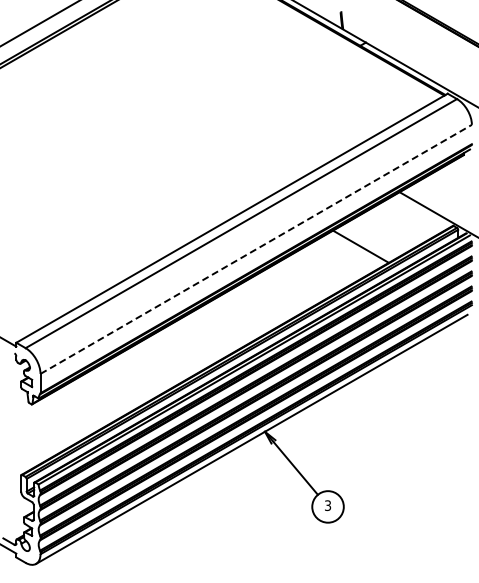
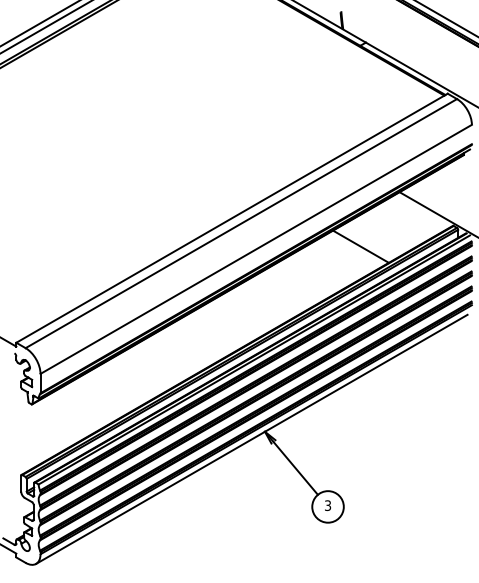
line: none -> present (446, 18)
line: none -> present (45, 27)
line: dashed -> solid (256, 249)
